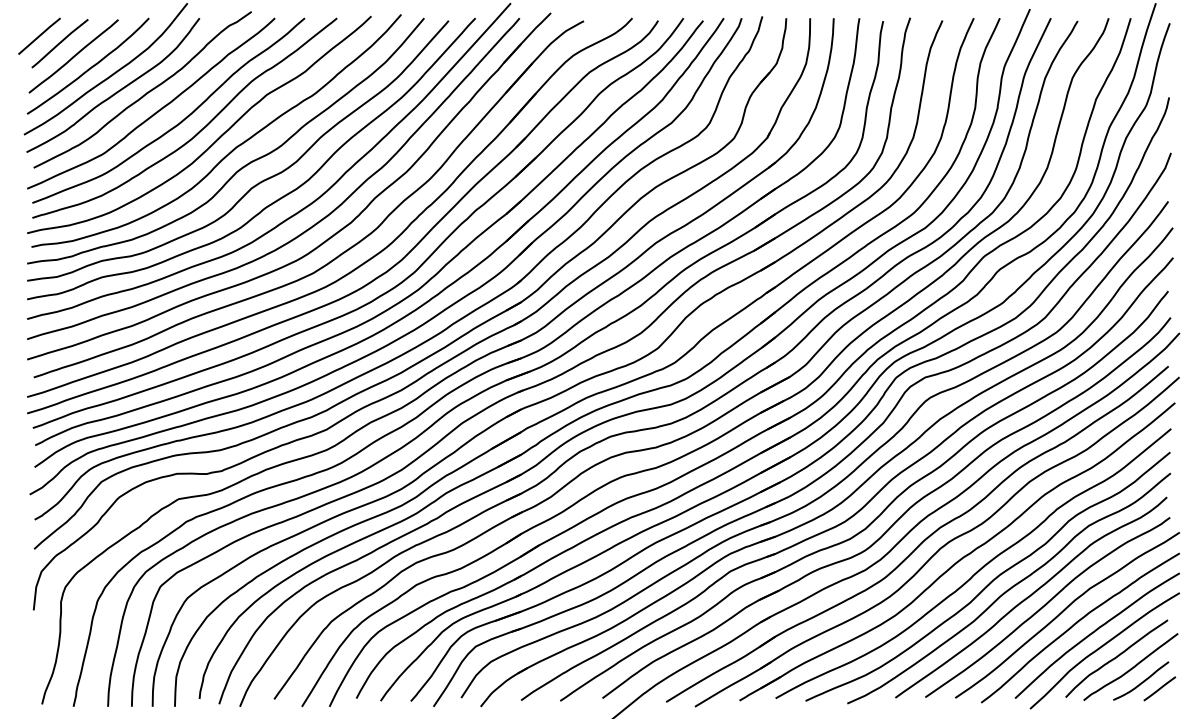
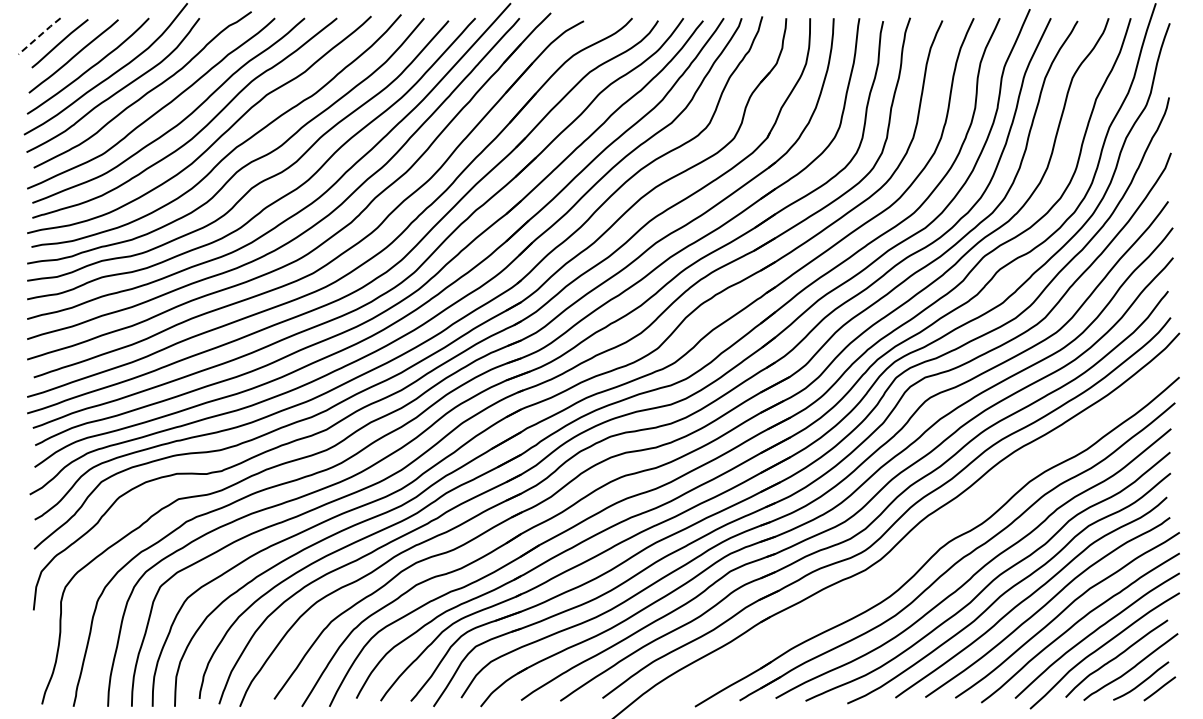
line: solid -> dashed (40, 35)
part: present -> none (921, 541)
